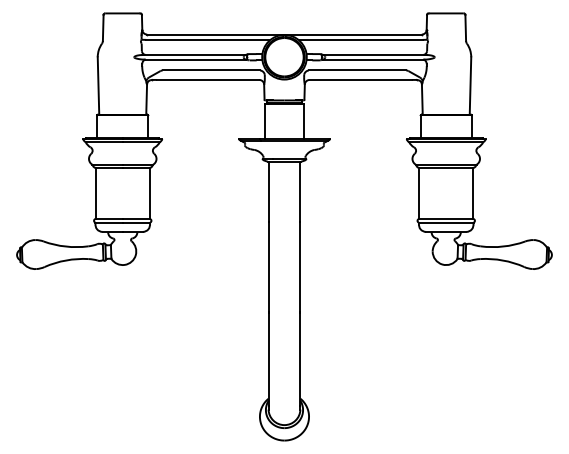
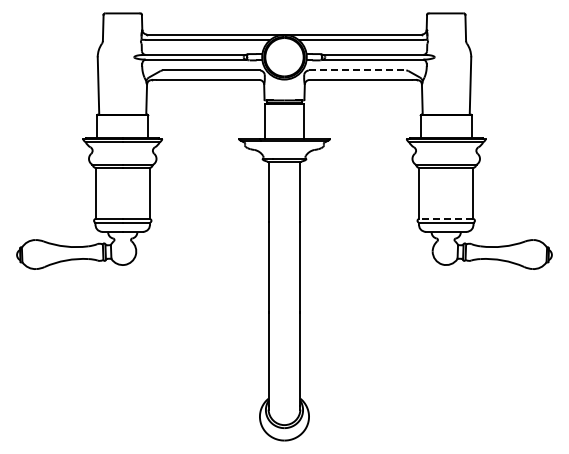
line: solid -> dashed (357, 70)
line: solid -> dashed (445, 218)
